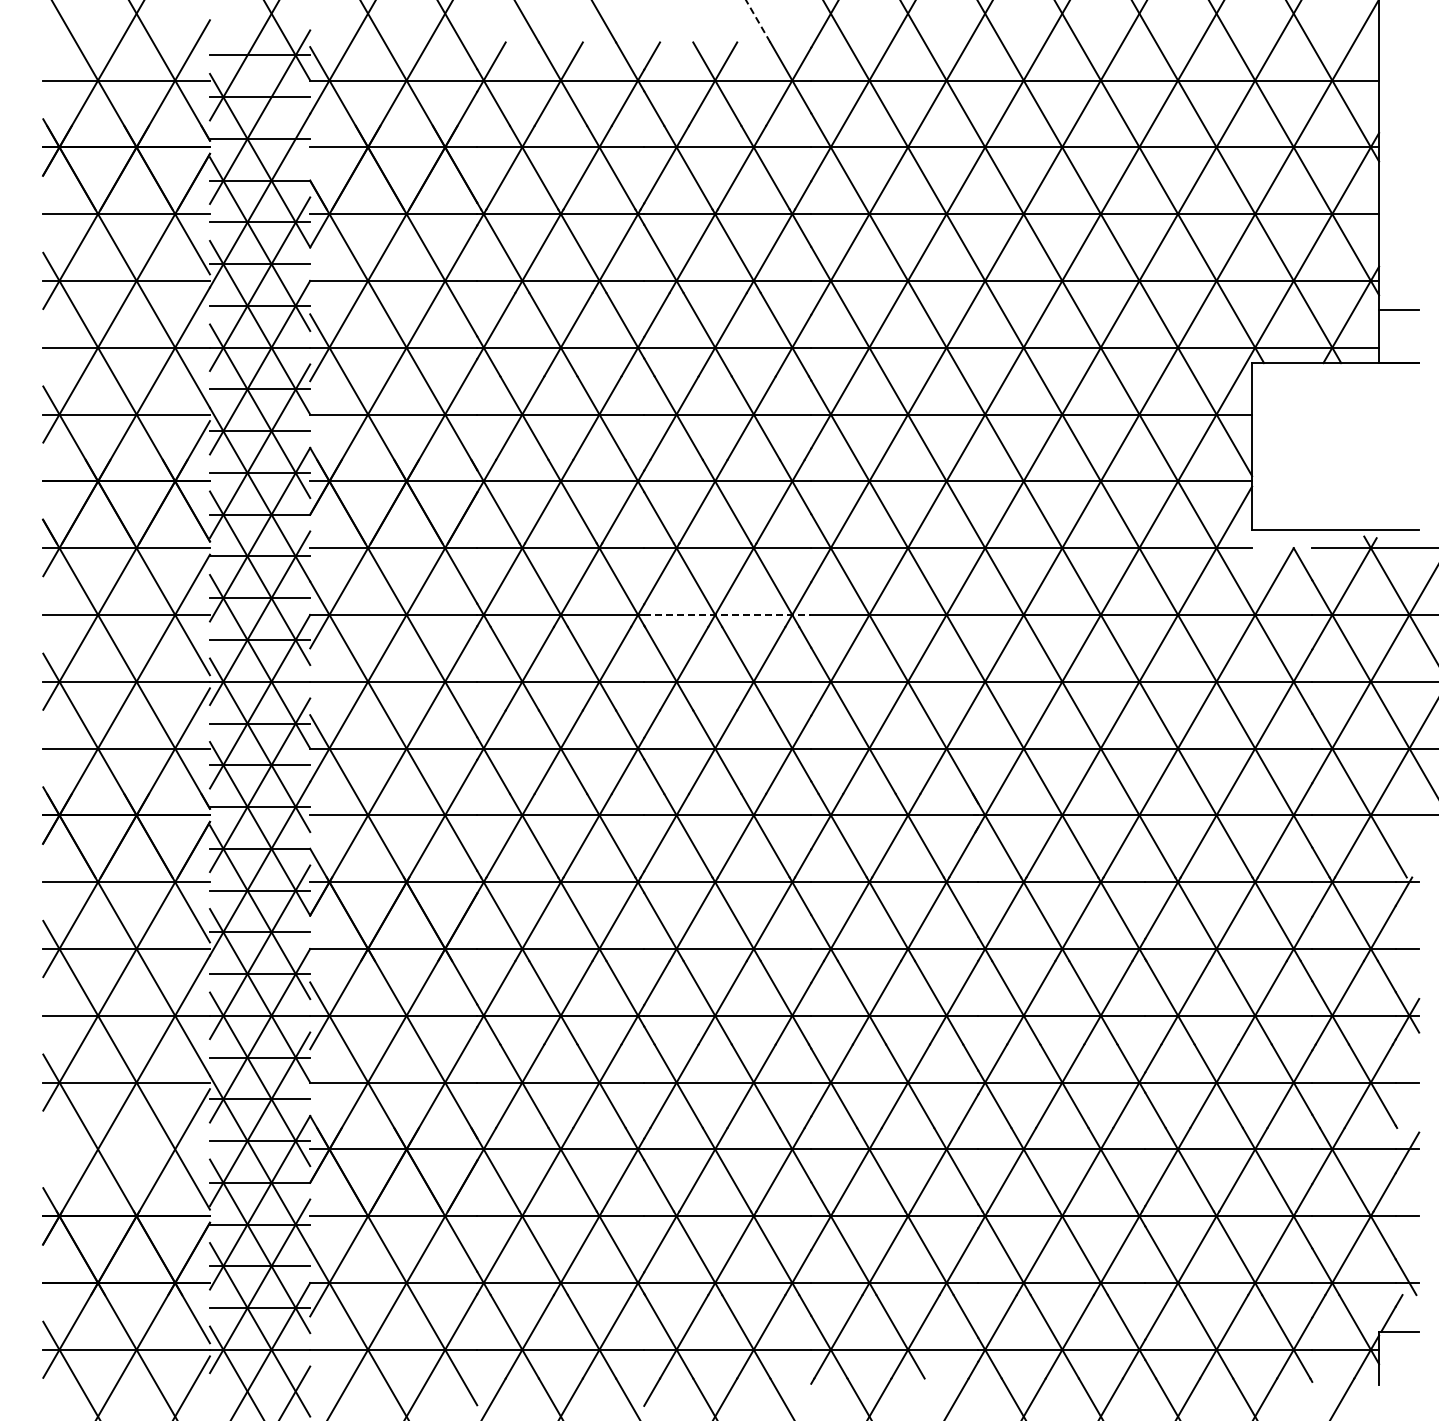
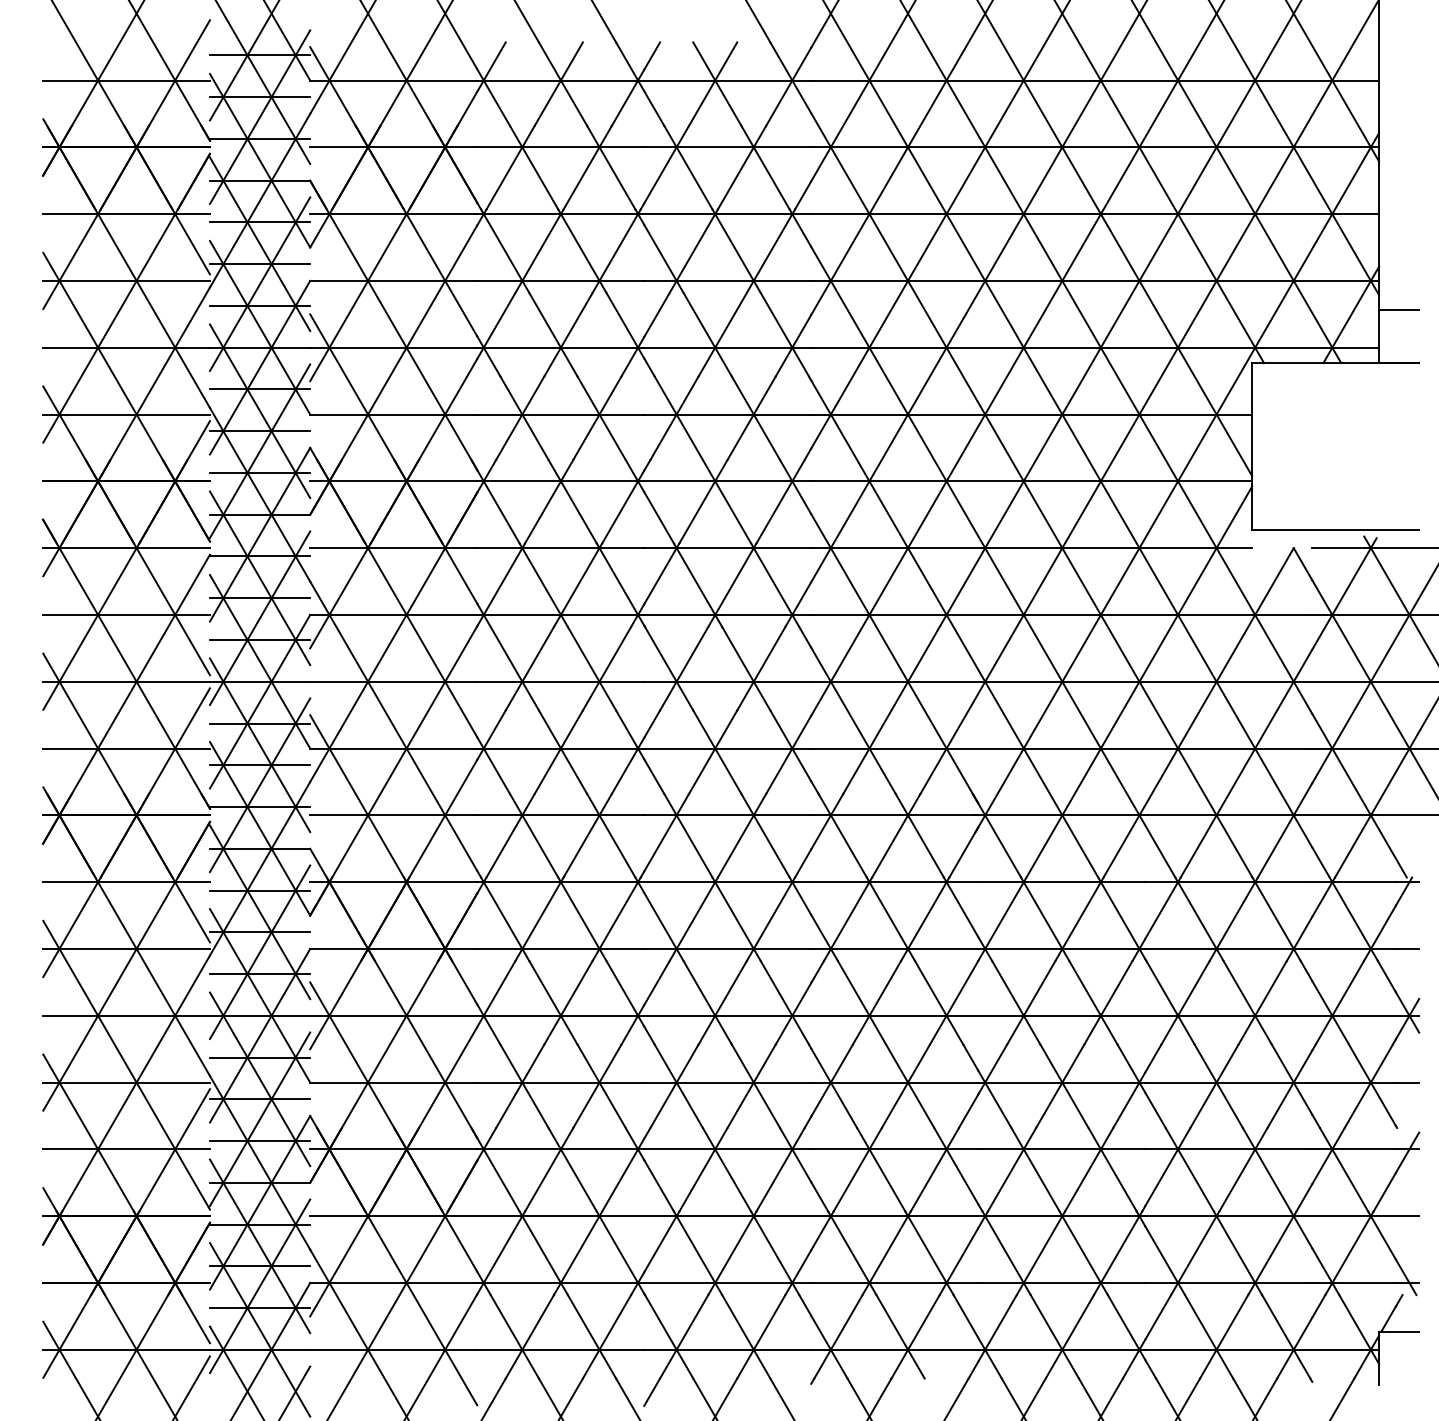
line: dashed -> solid (757, 20)
line: none -> present (263, 83)
line: dashed -> solid (727, 614)
line: none -> present (126, 1149)
